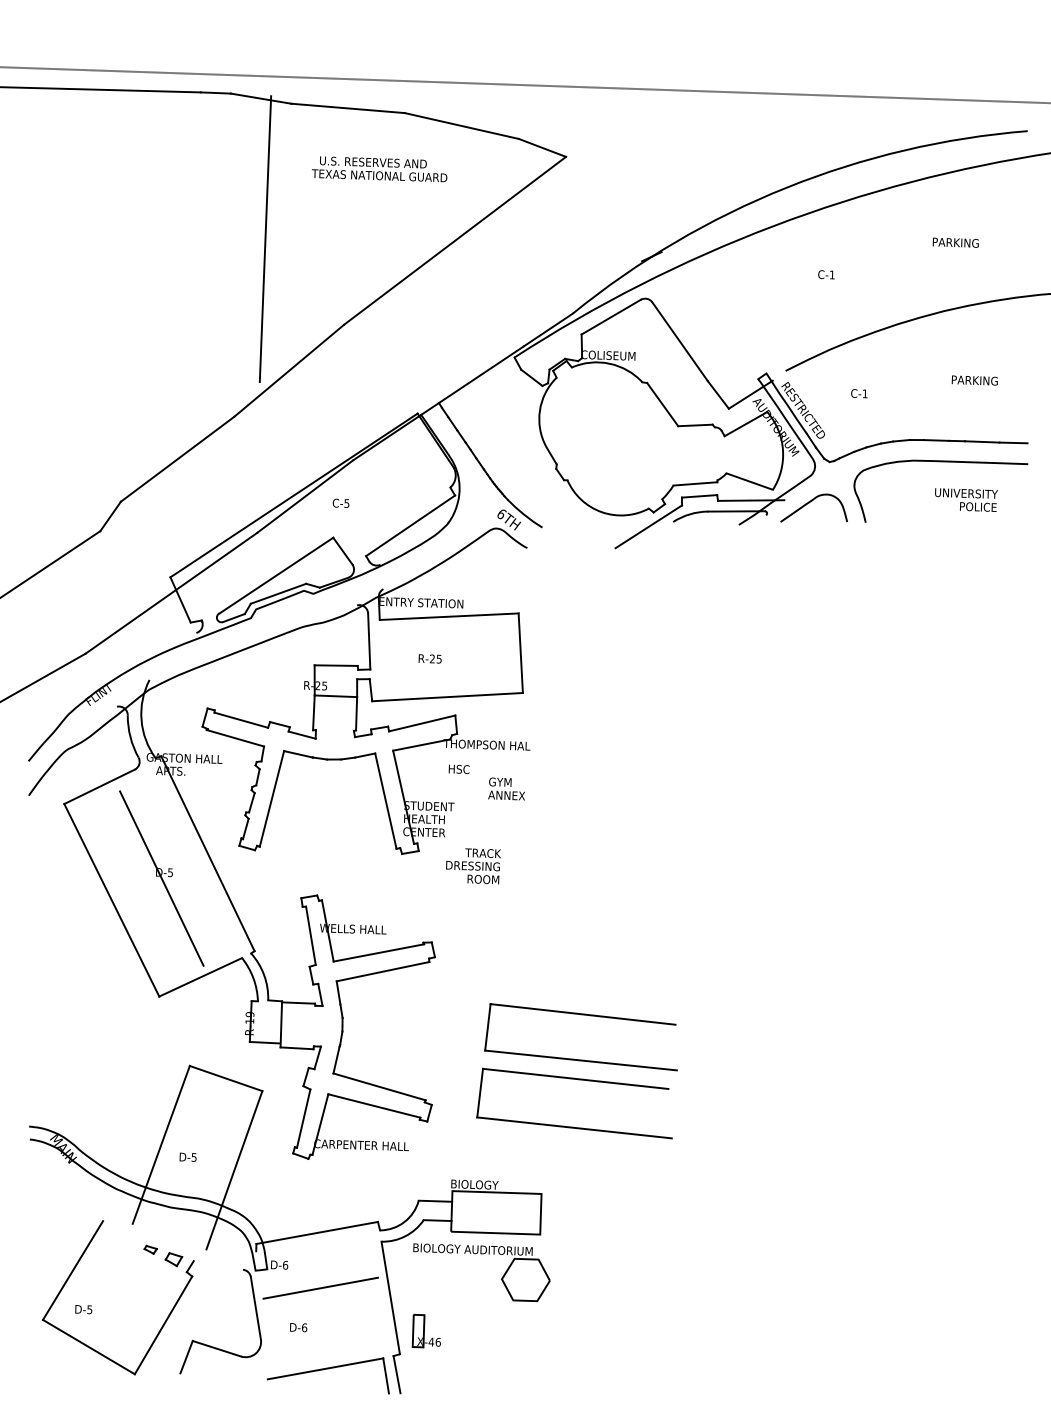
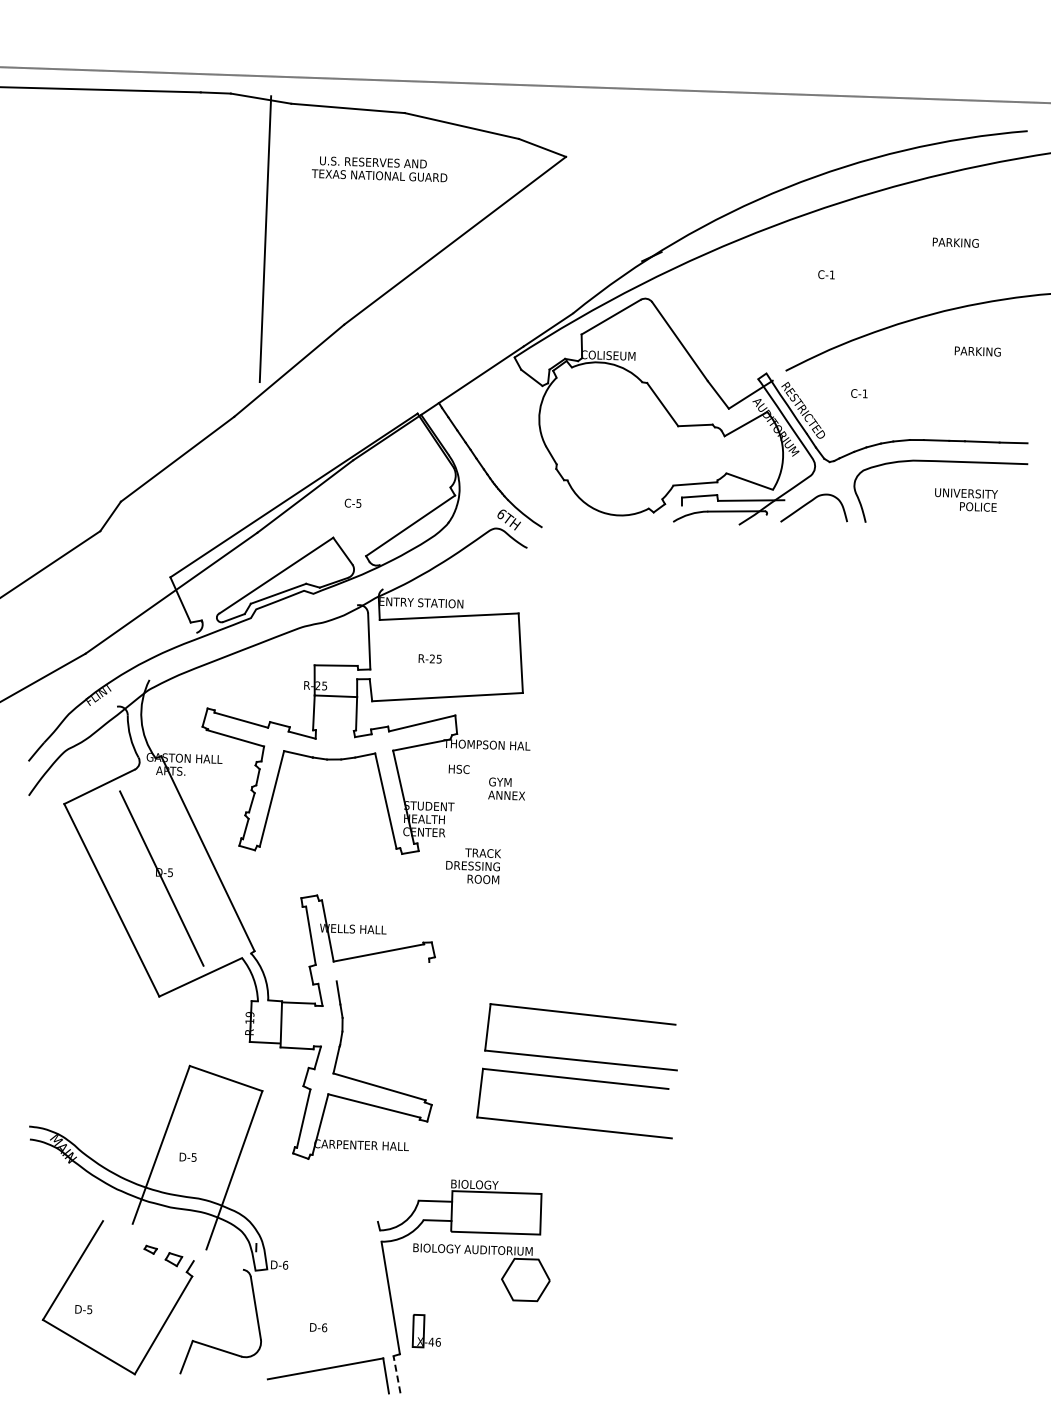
text position: (974, 380) -> (977, 351) (977, 351)
text position: (340, 502) -> (352, 502) (352, 502)
line: present -> none (648, 526)
line: present -> none (382, 971)
line: present -> none (316, 1232)
line: present -> none (320, 1287)
text position: (298, 1327) -> (318, 1327) (318, 1327)
line: solid -> dashed (397, 1374)
